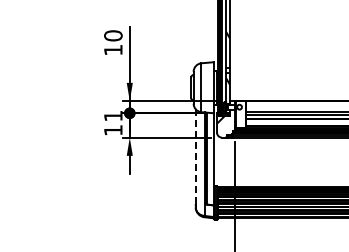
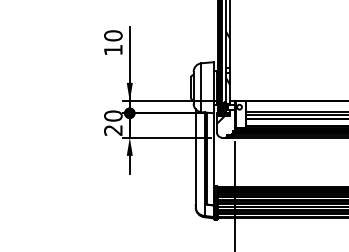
text: 11 -> 20 (113, 122)
line: dashed -> solid (195, 157)
